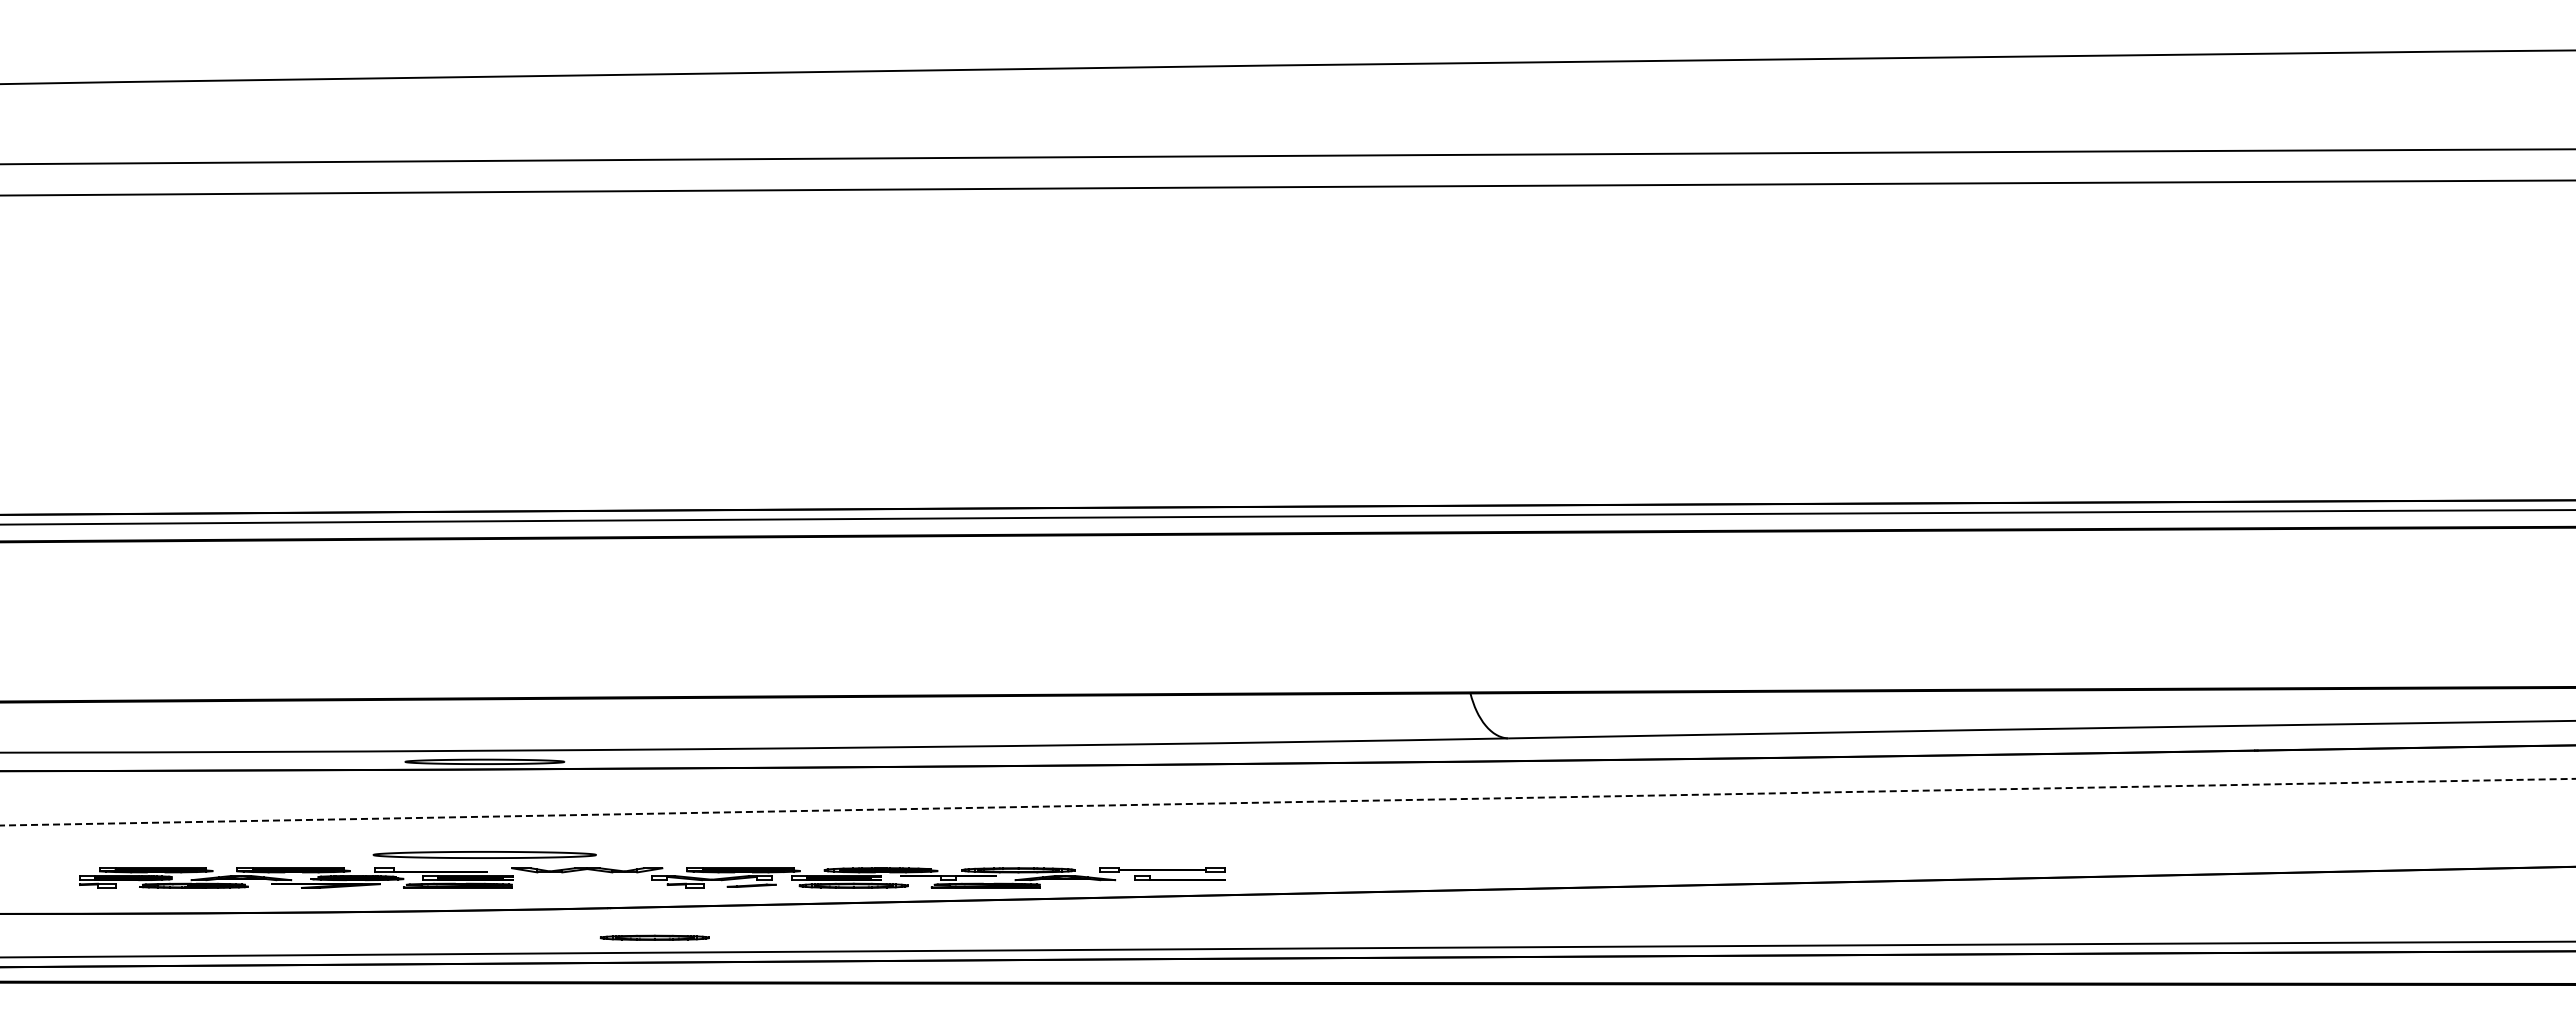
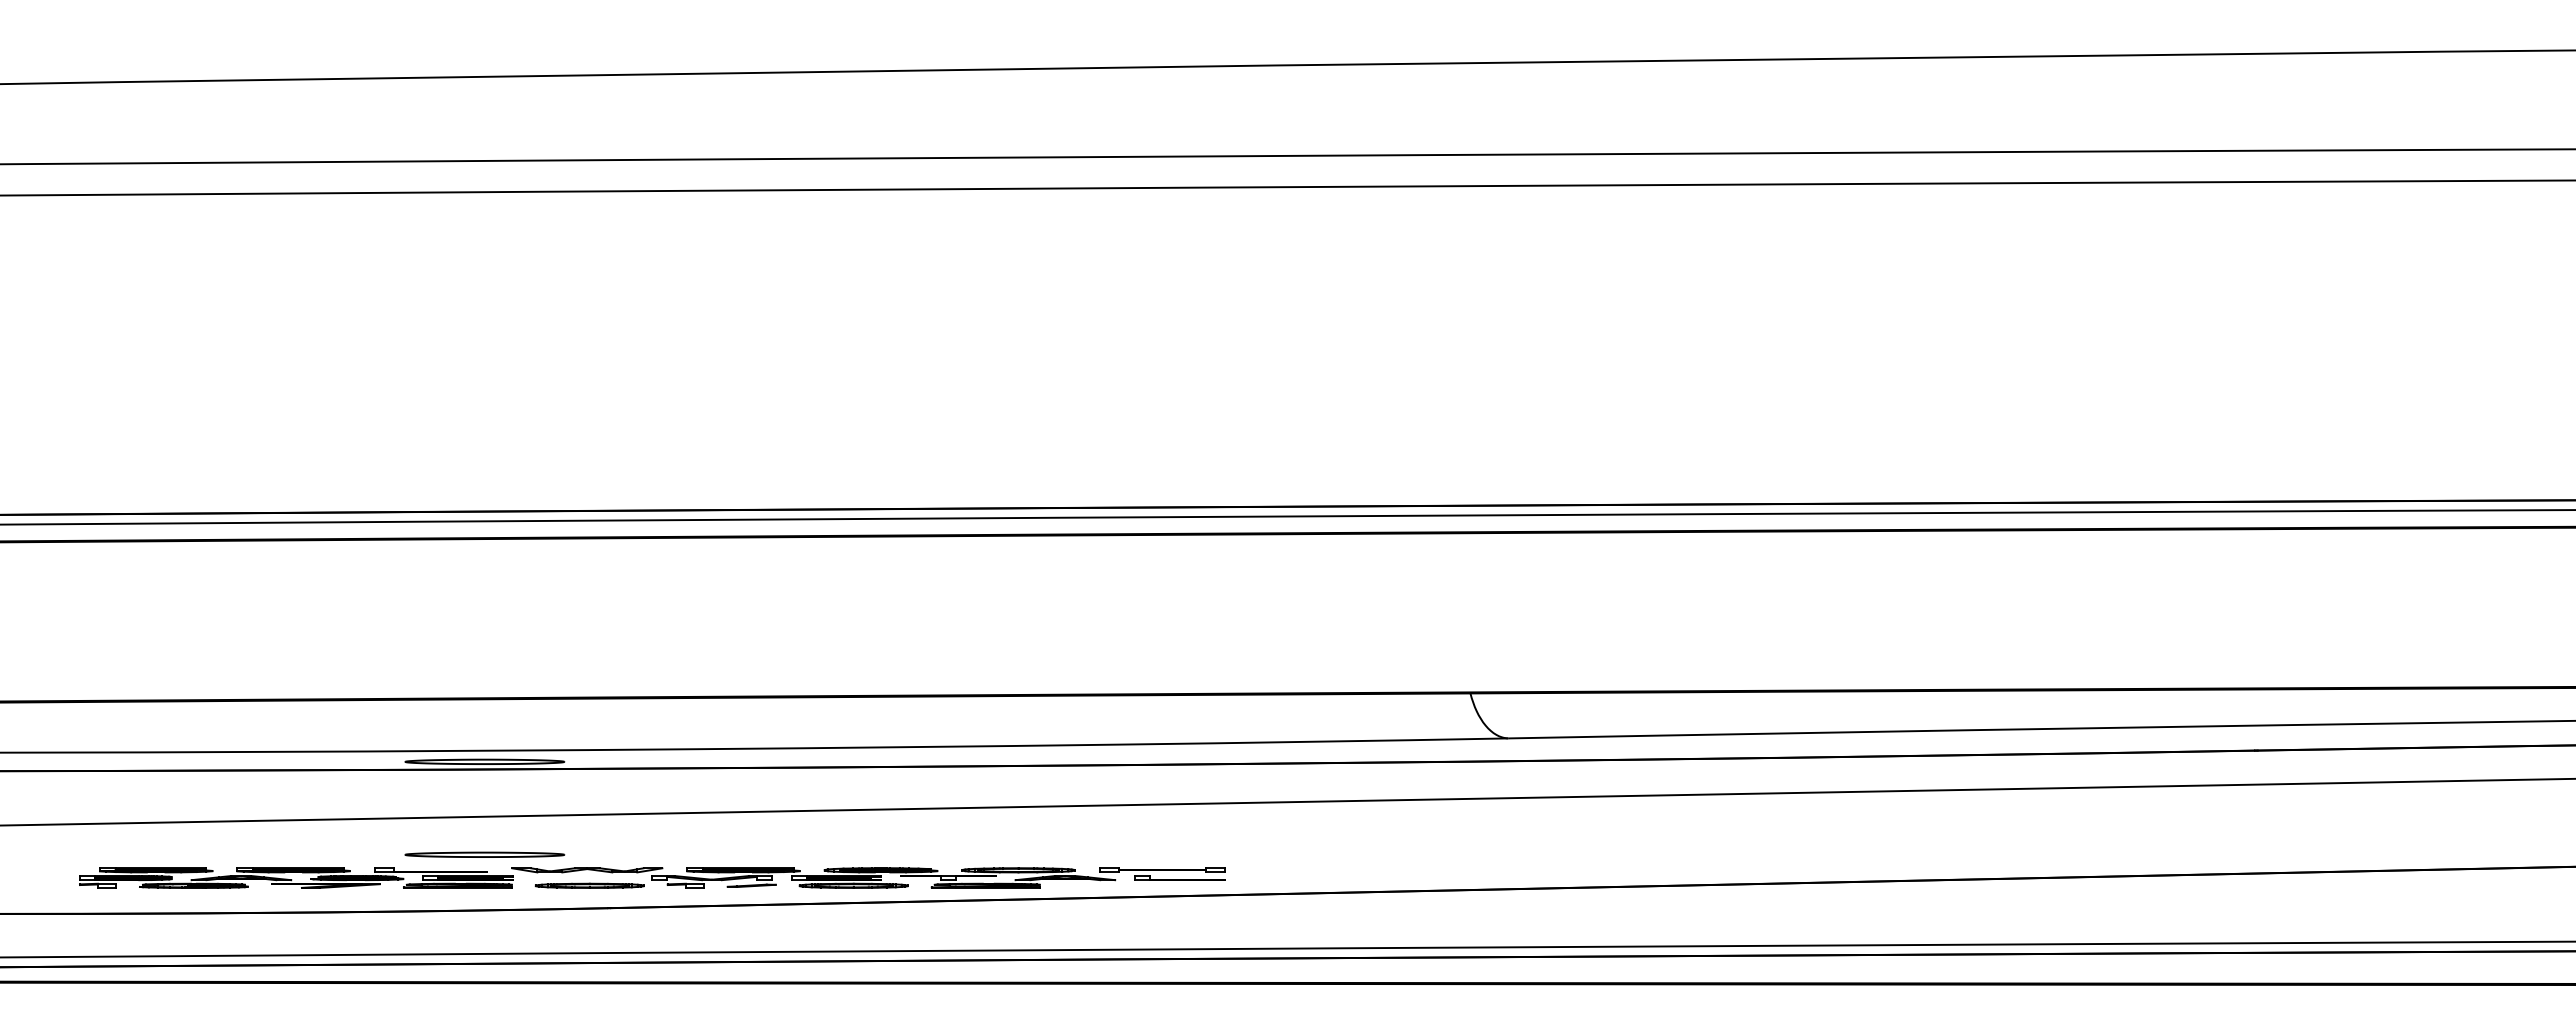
line: dashed -> solid (1288, 802)
part size: 225x8 px -> 162x7 px (484, 854)
part position: (654, 937) -> (589, 885) (589, 885)
